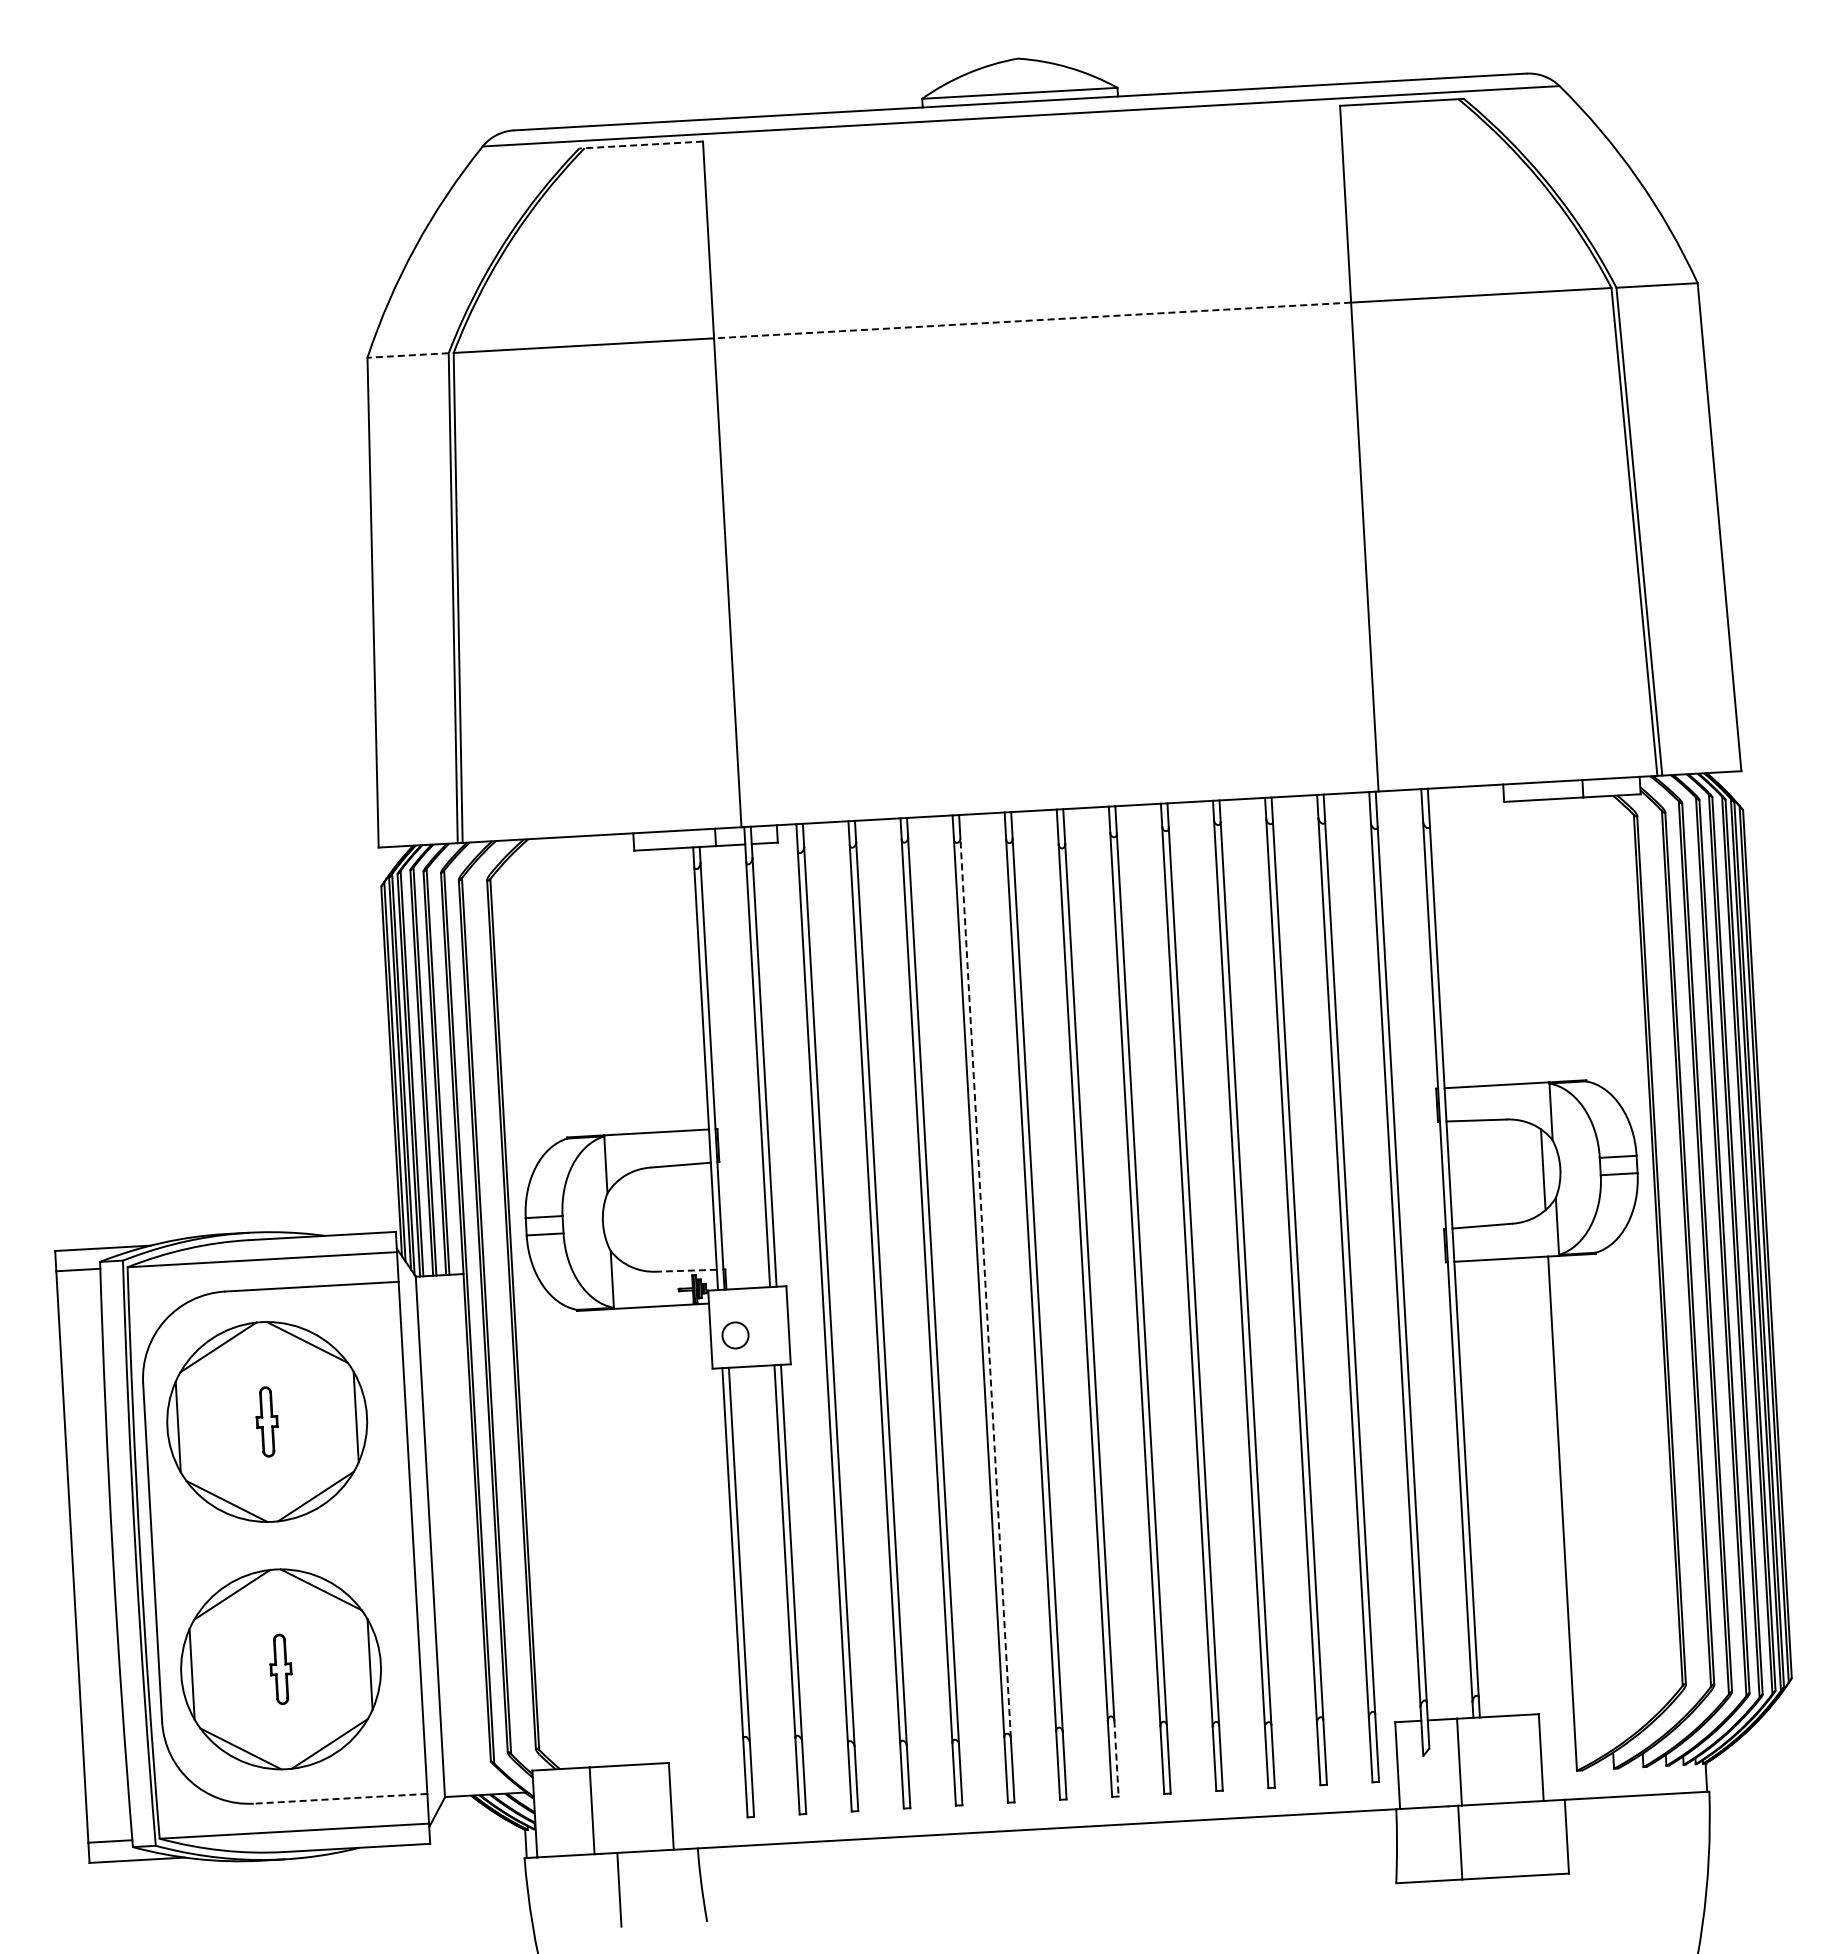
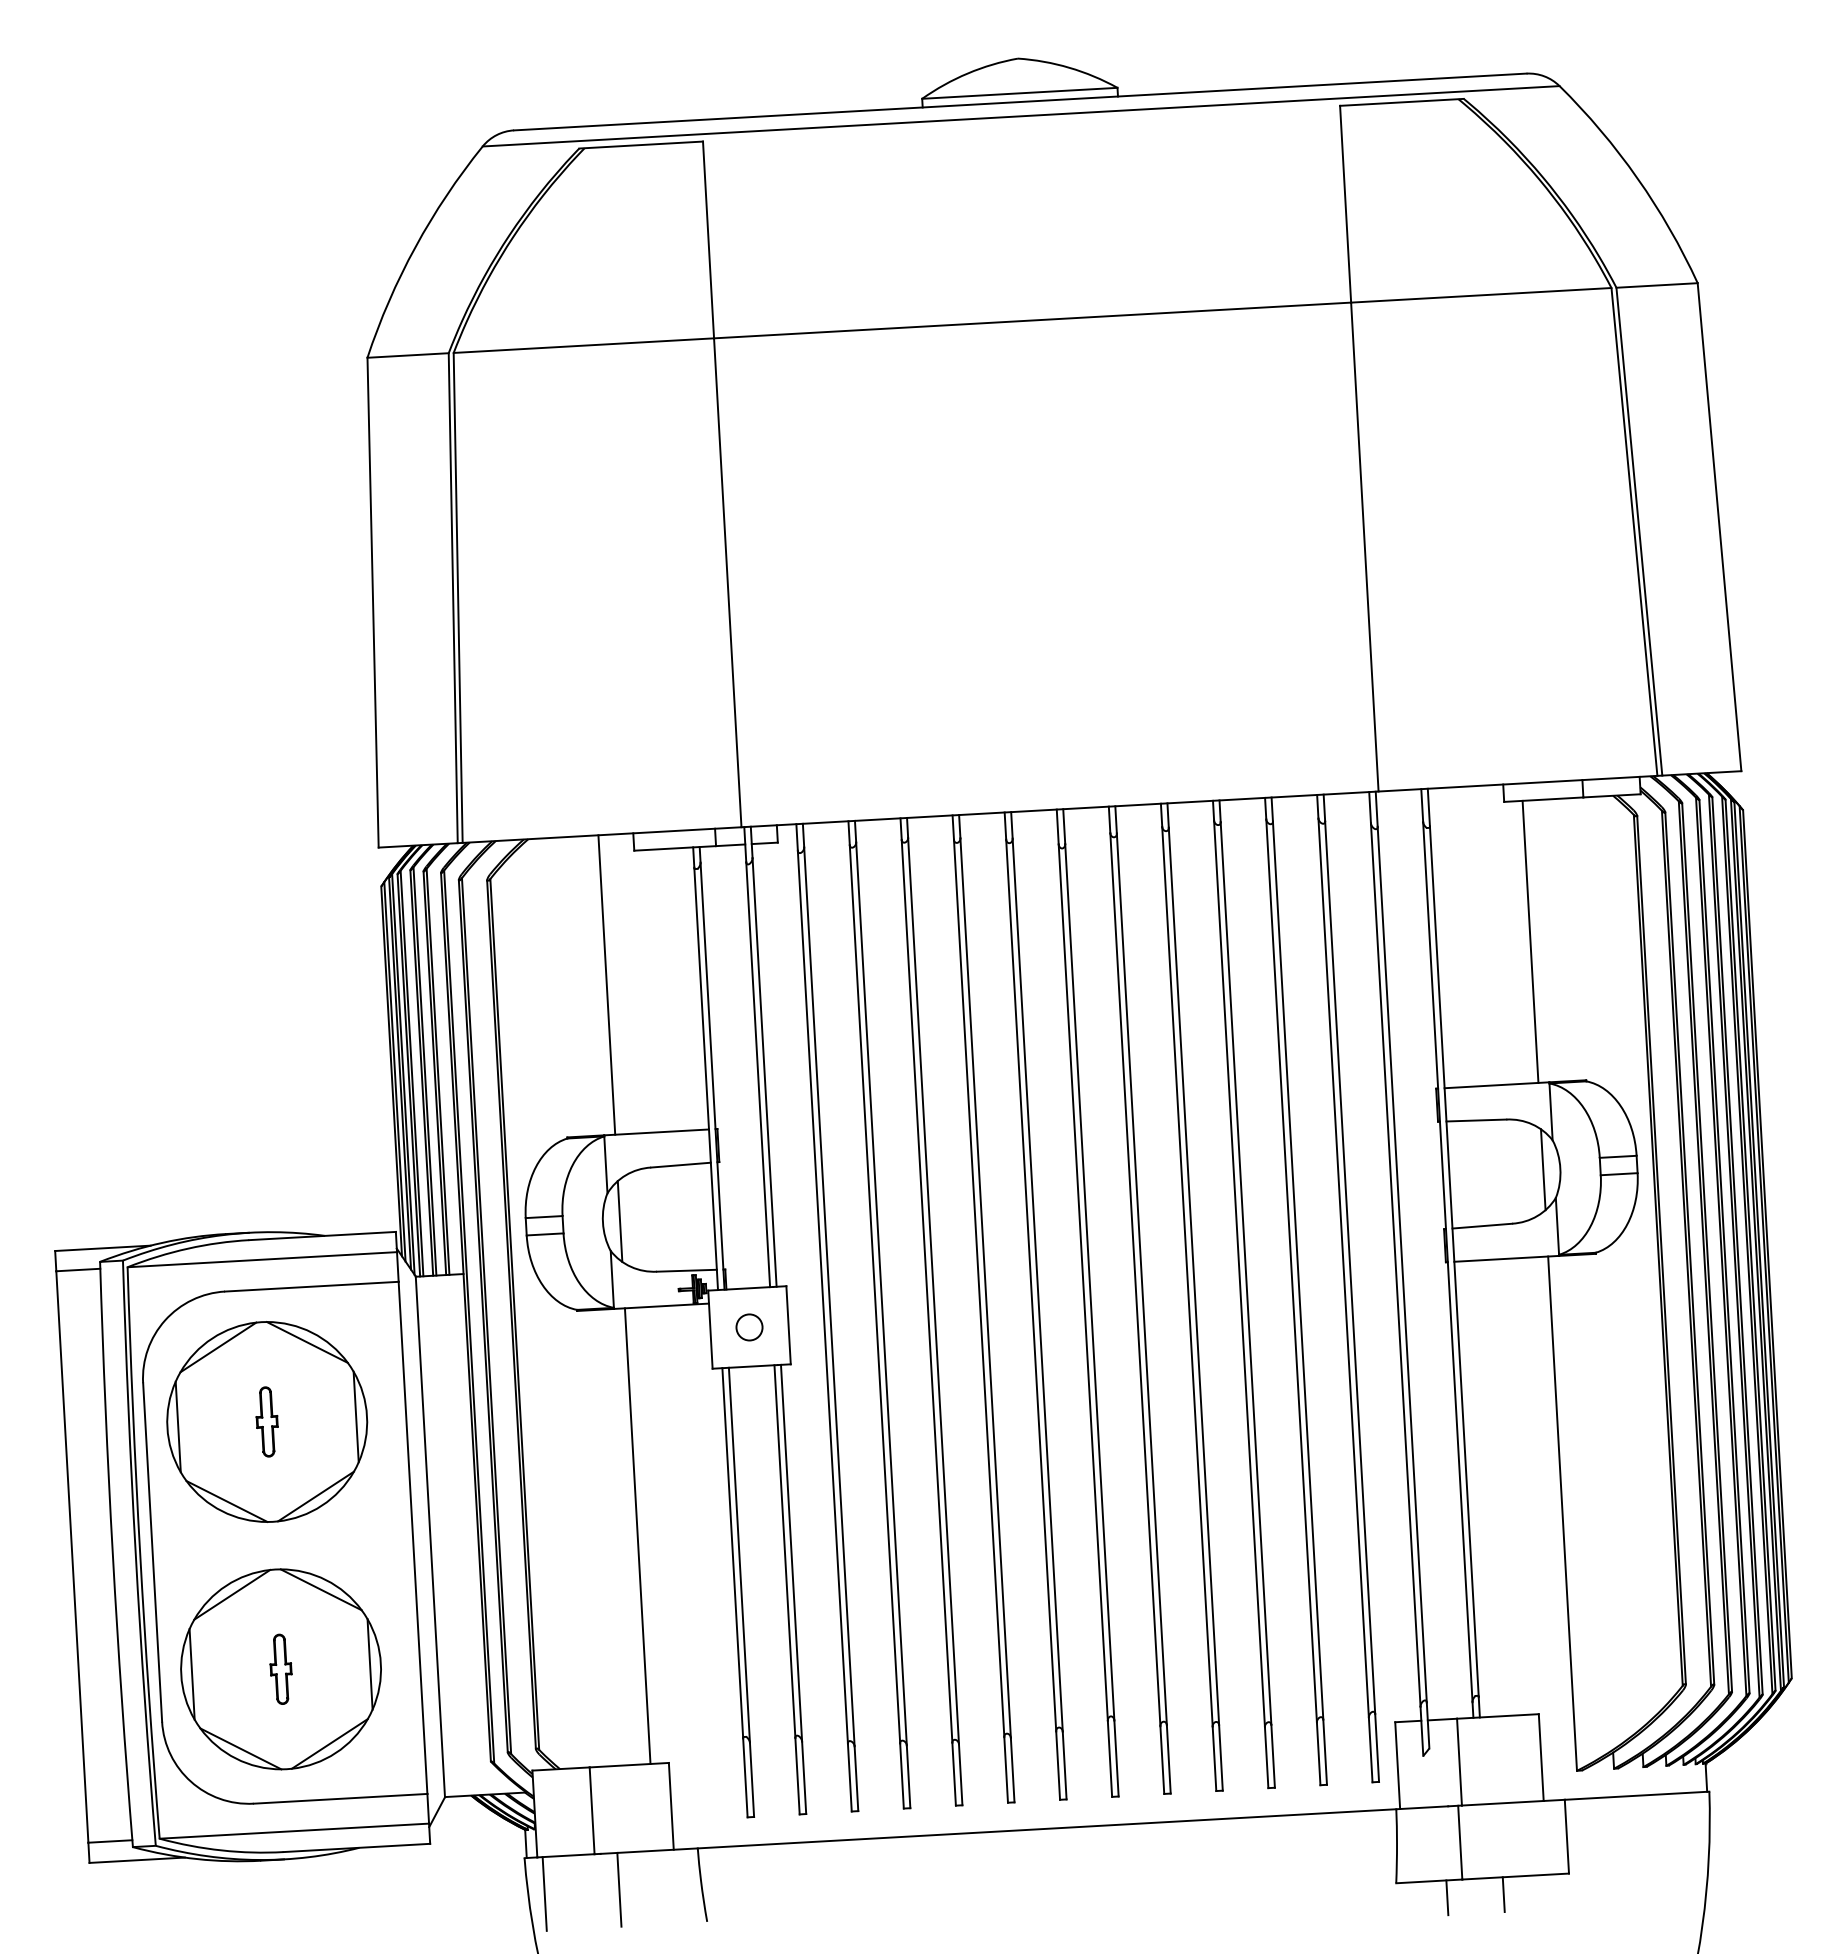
line: dashed -> solid (641, 145)
line: dashed -> solid (1032, 320)
line: dashed -> solid (408, 355)
line: none -> present (1530, 941)
line: none -> present (606, 984)
line: none -> present (619, 1221)
line: dashed -> solid (686, 1270)
line: dashed -> solid (985, 1288)
circle position: (735, 1335) -> (749, 1327) (749, 1327)
line: none -> present (637, 1535)
line: dashed -> solid (1116, 1759)
line: dashed -> solid (340, 1798)
line: none -> present (544, 1893)
line: none -> present (1503, 1894)
line: none -> present (1447, 1897)
